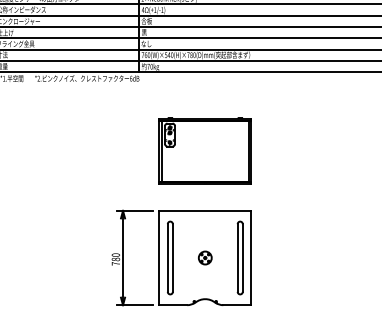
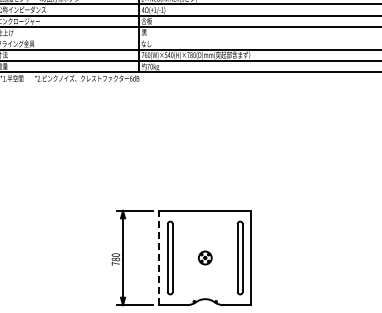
line: present -> none (190, 38)
part: present -> none (204, 150)
line: solid -> dashed (159, 257)
